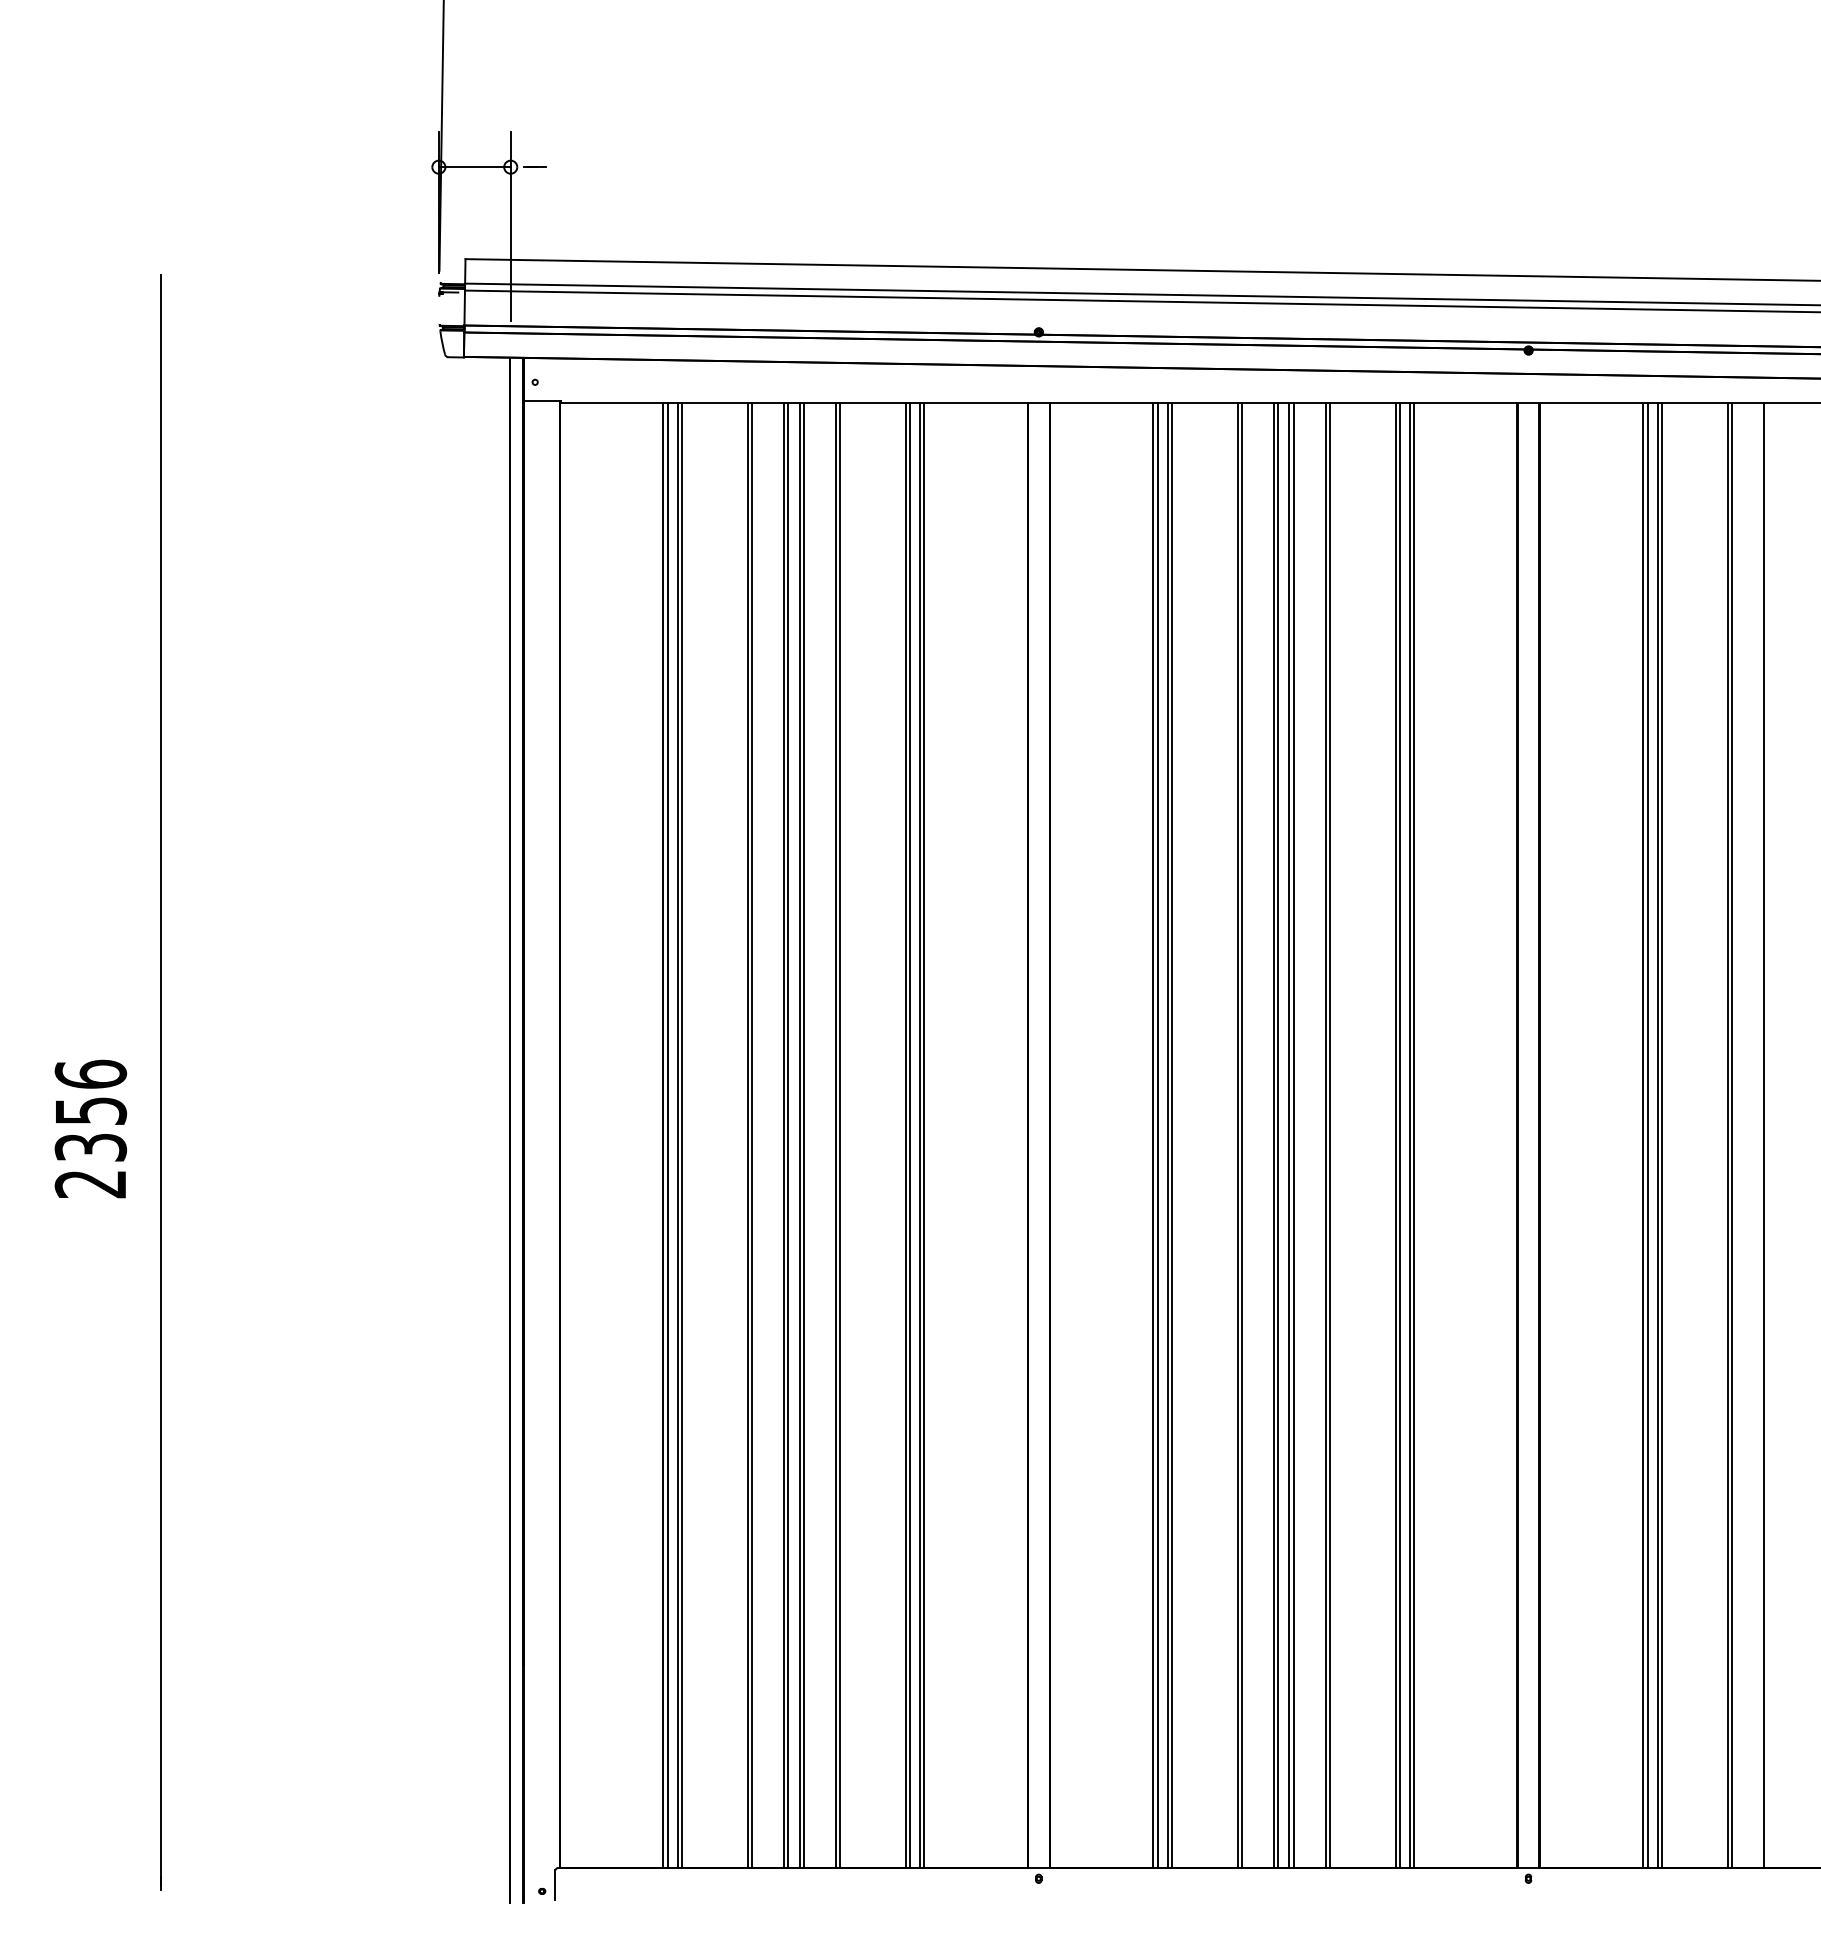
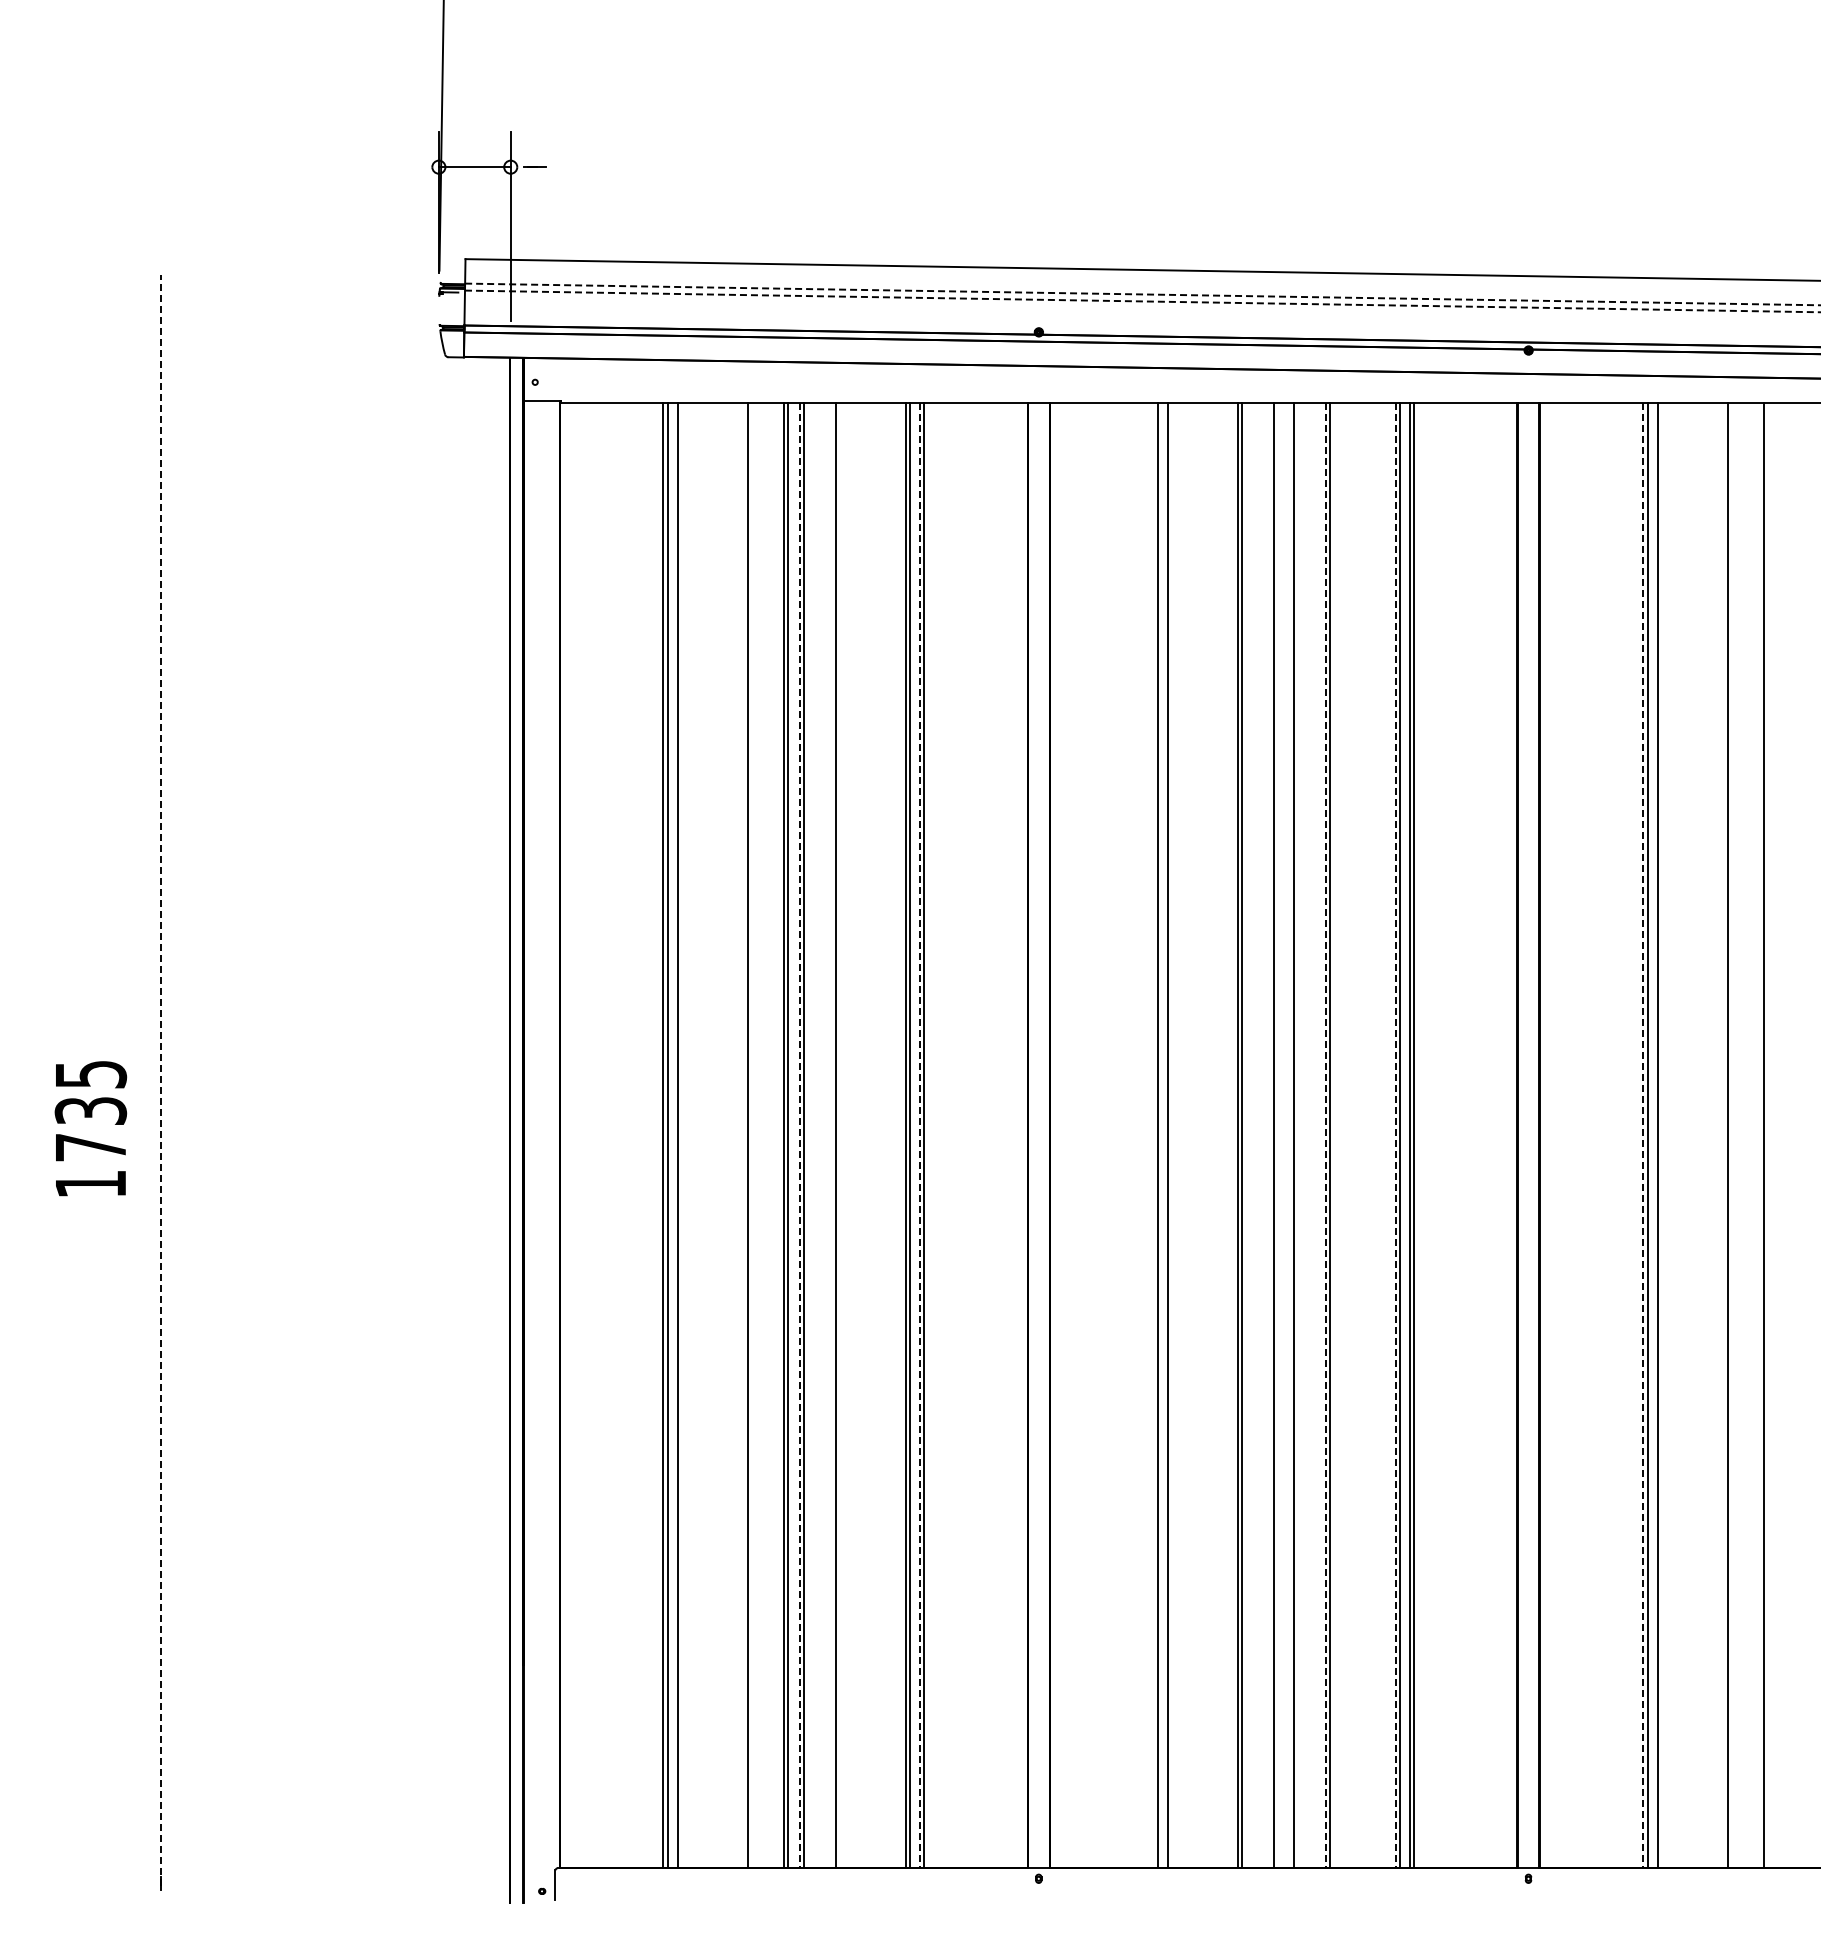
line: solid -> dashed (1143, 294)
line: solid -> dashed (1142, 301)
line: solid -> dashed (160, 1079)
text: 2356 -> 1735 (90, 1128)
line: present -> none (682, 1135)
line: present -> none (752, 1135)
line: solid -> dashed (799, 1135)
line: present -> none (839, 1135)
line: solid -> dashed (919, 1135)
line: present -> none (1153, 1135)
line: present -> none (1172, 1135)
line: present -> none (1278, 1135)
line: present -> none (1289, 1135)
line: solid -> dashed (1325, 1135)
line: solid -> dashed (1395, 1135)
line: solid -> dashed (1643, 1135)
line: present -> none (1661, 1135)
line: present -> none (1731, 1135)
